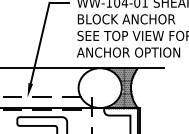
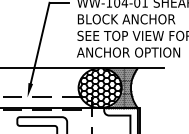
hatch: none -> present (99, 88)
